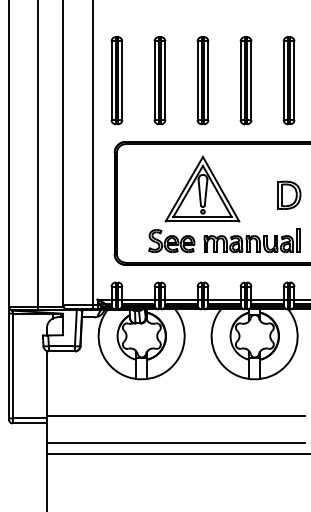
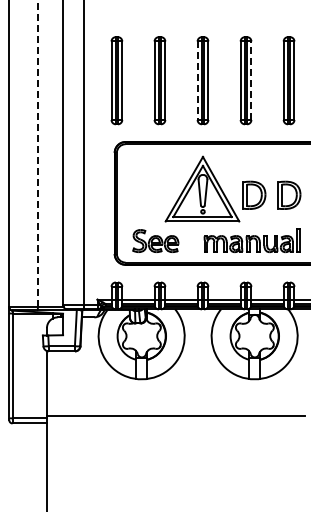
line: solid -> dashed (251, 80)
line: solid -> dashed (197, 81)
line: solid -> dashed (37, 153)
line position: (93, 155) -> (84, 155) (84, 155)
part: none -> present (254, 194)
part position: (171, 240) -> (155, 240) (155, 240)
line: present -> none (175, 442)
line: present -> none (176, 453)
